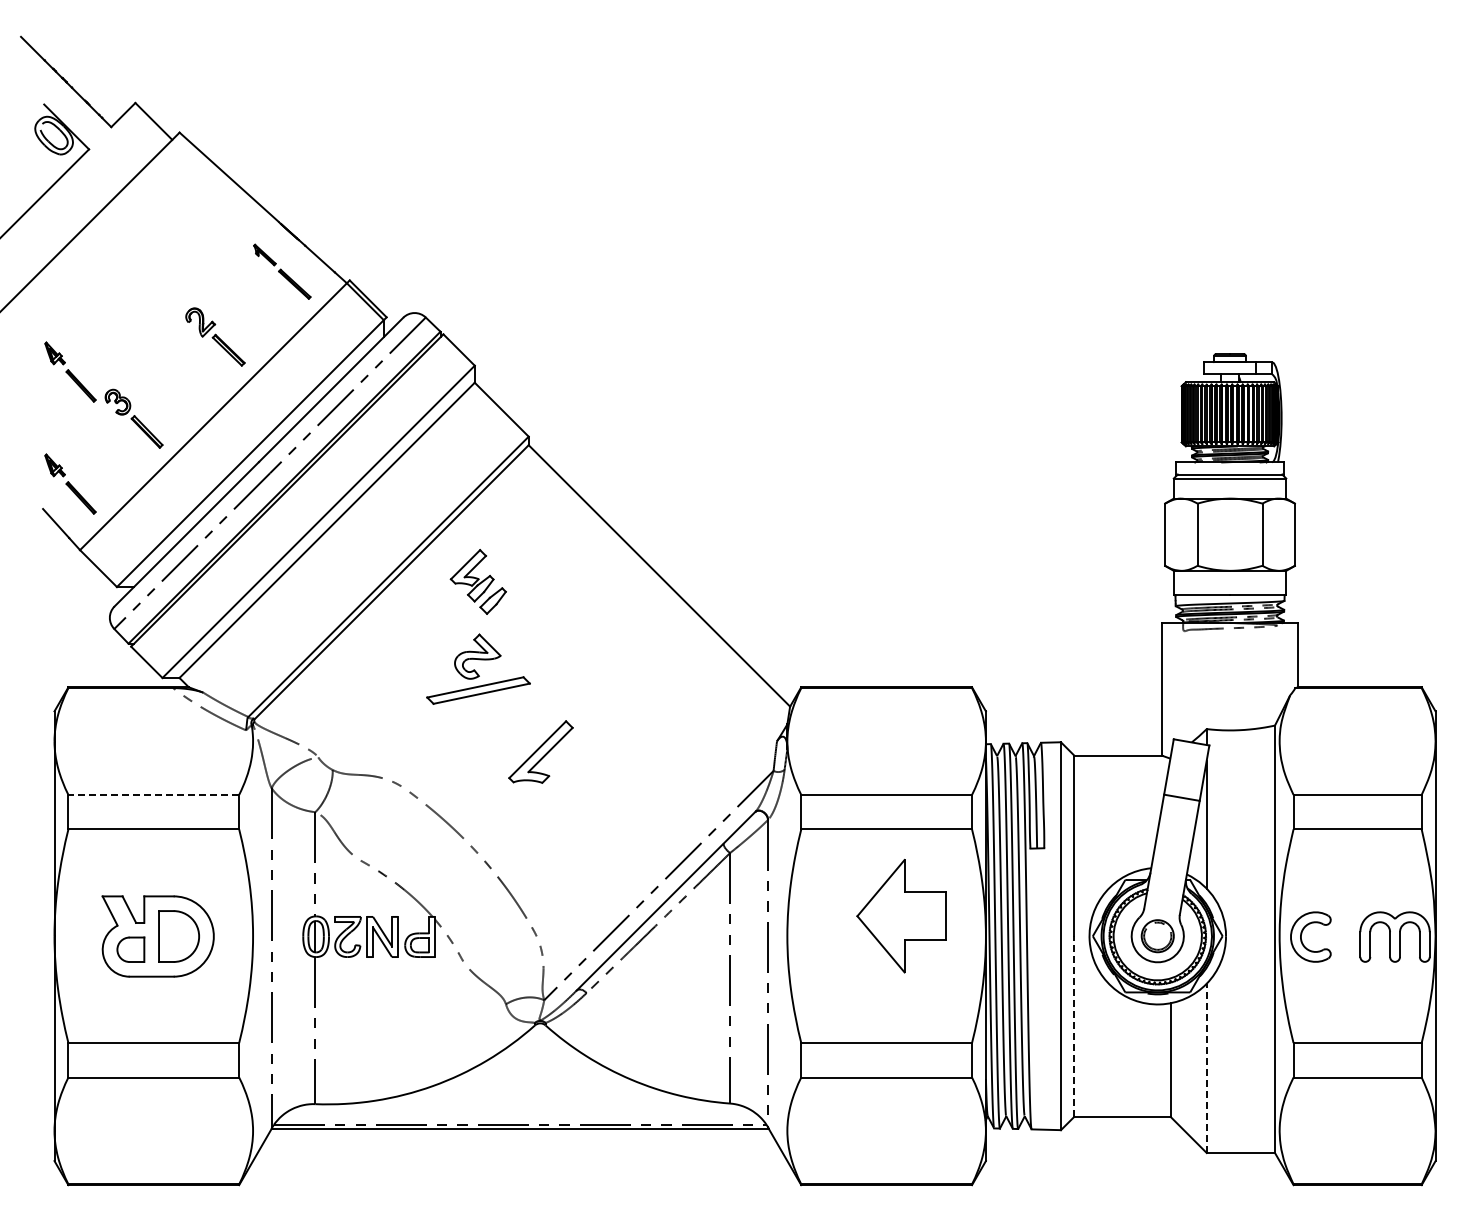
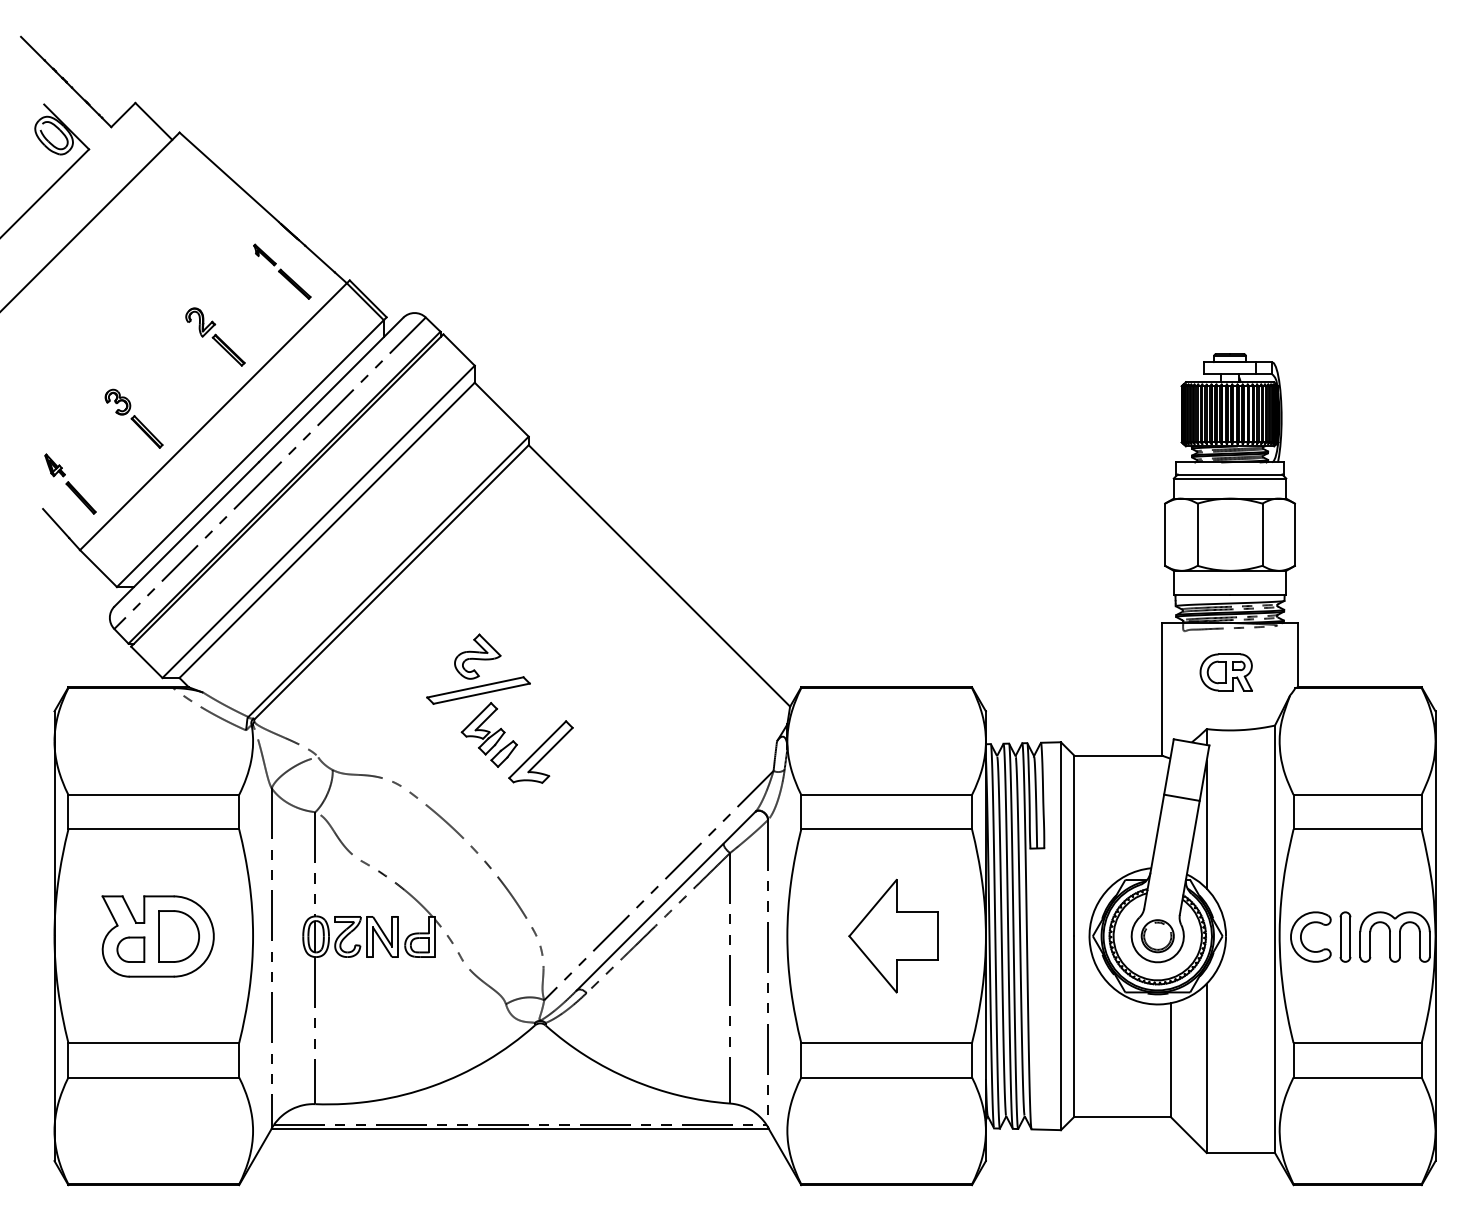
part: present -> none (70, 371)
part position: (477, 581) -> (488, 734) (488, 734)
part: none -> present (1225, 672)
line: dashed -> solid (153, 794)
part position: (901, 915) -> (893, 935) (893, 935)
part: none -> present (1345, 936)
line: dashed -> solid (1074, 1026)
line: dashed -> solid (1206, 1068)
